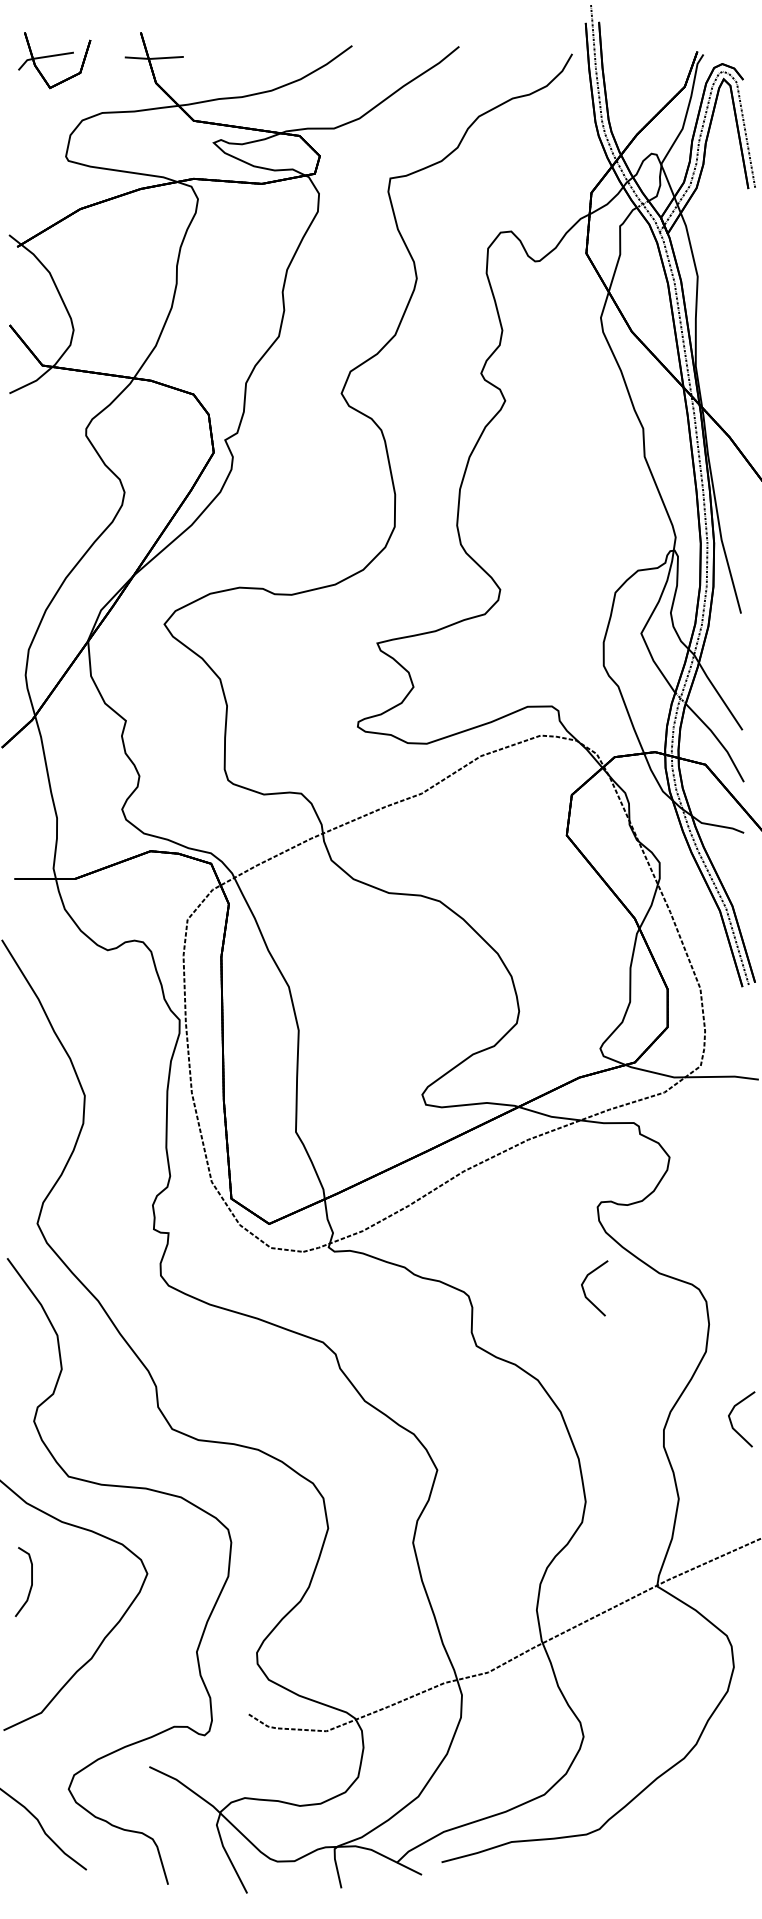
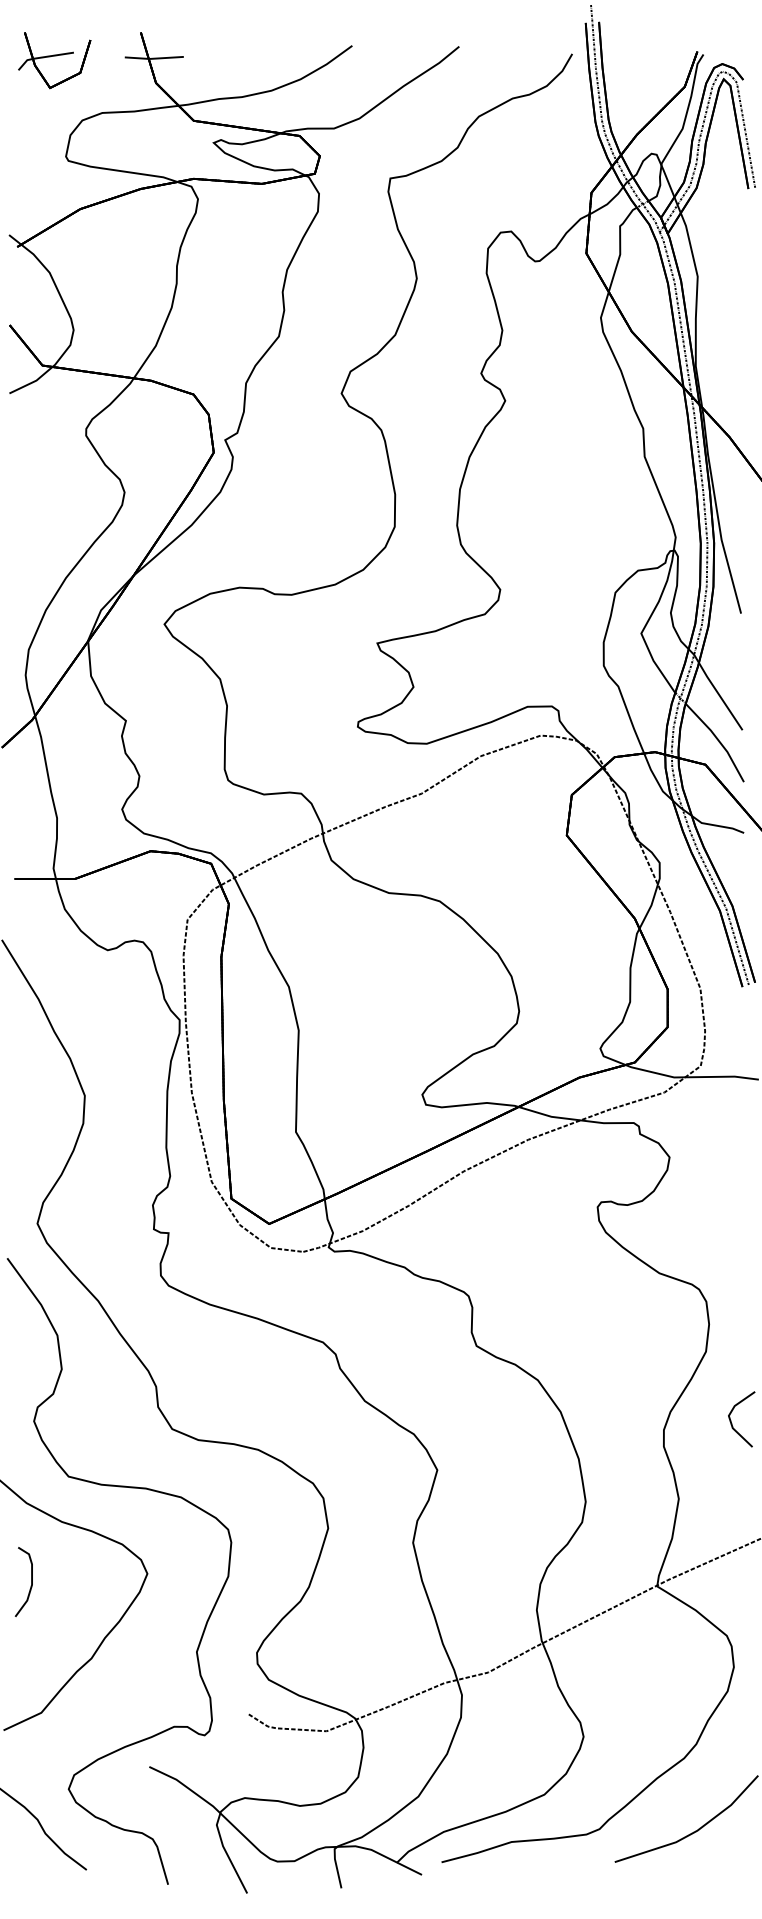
line: present -> none (585, 1292)
line: none -> present (693, 1831)
